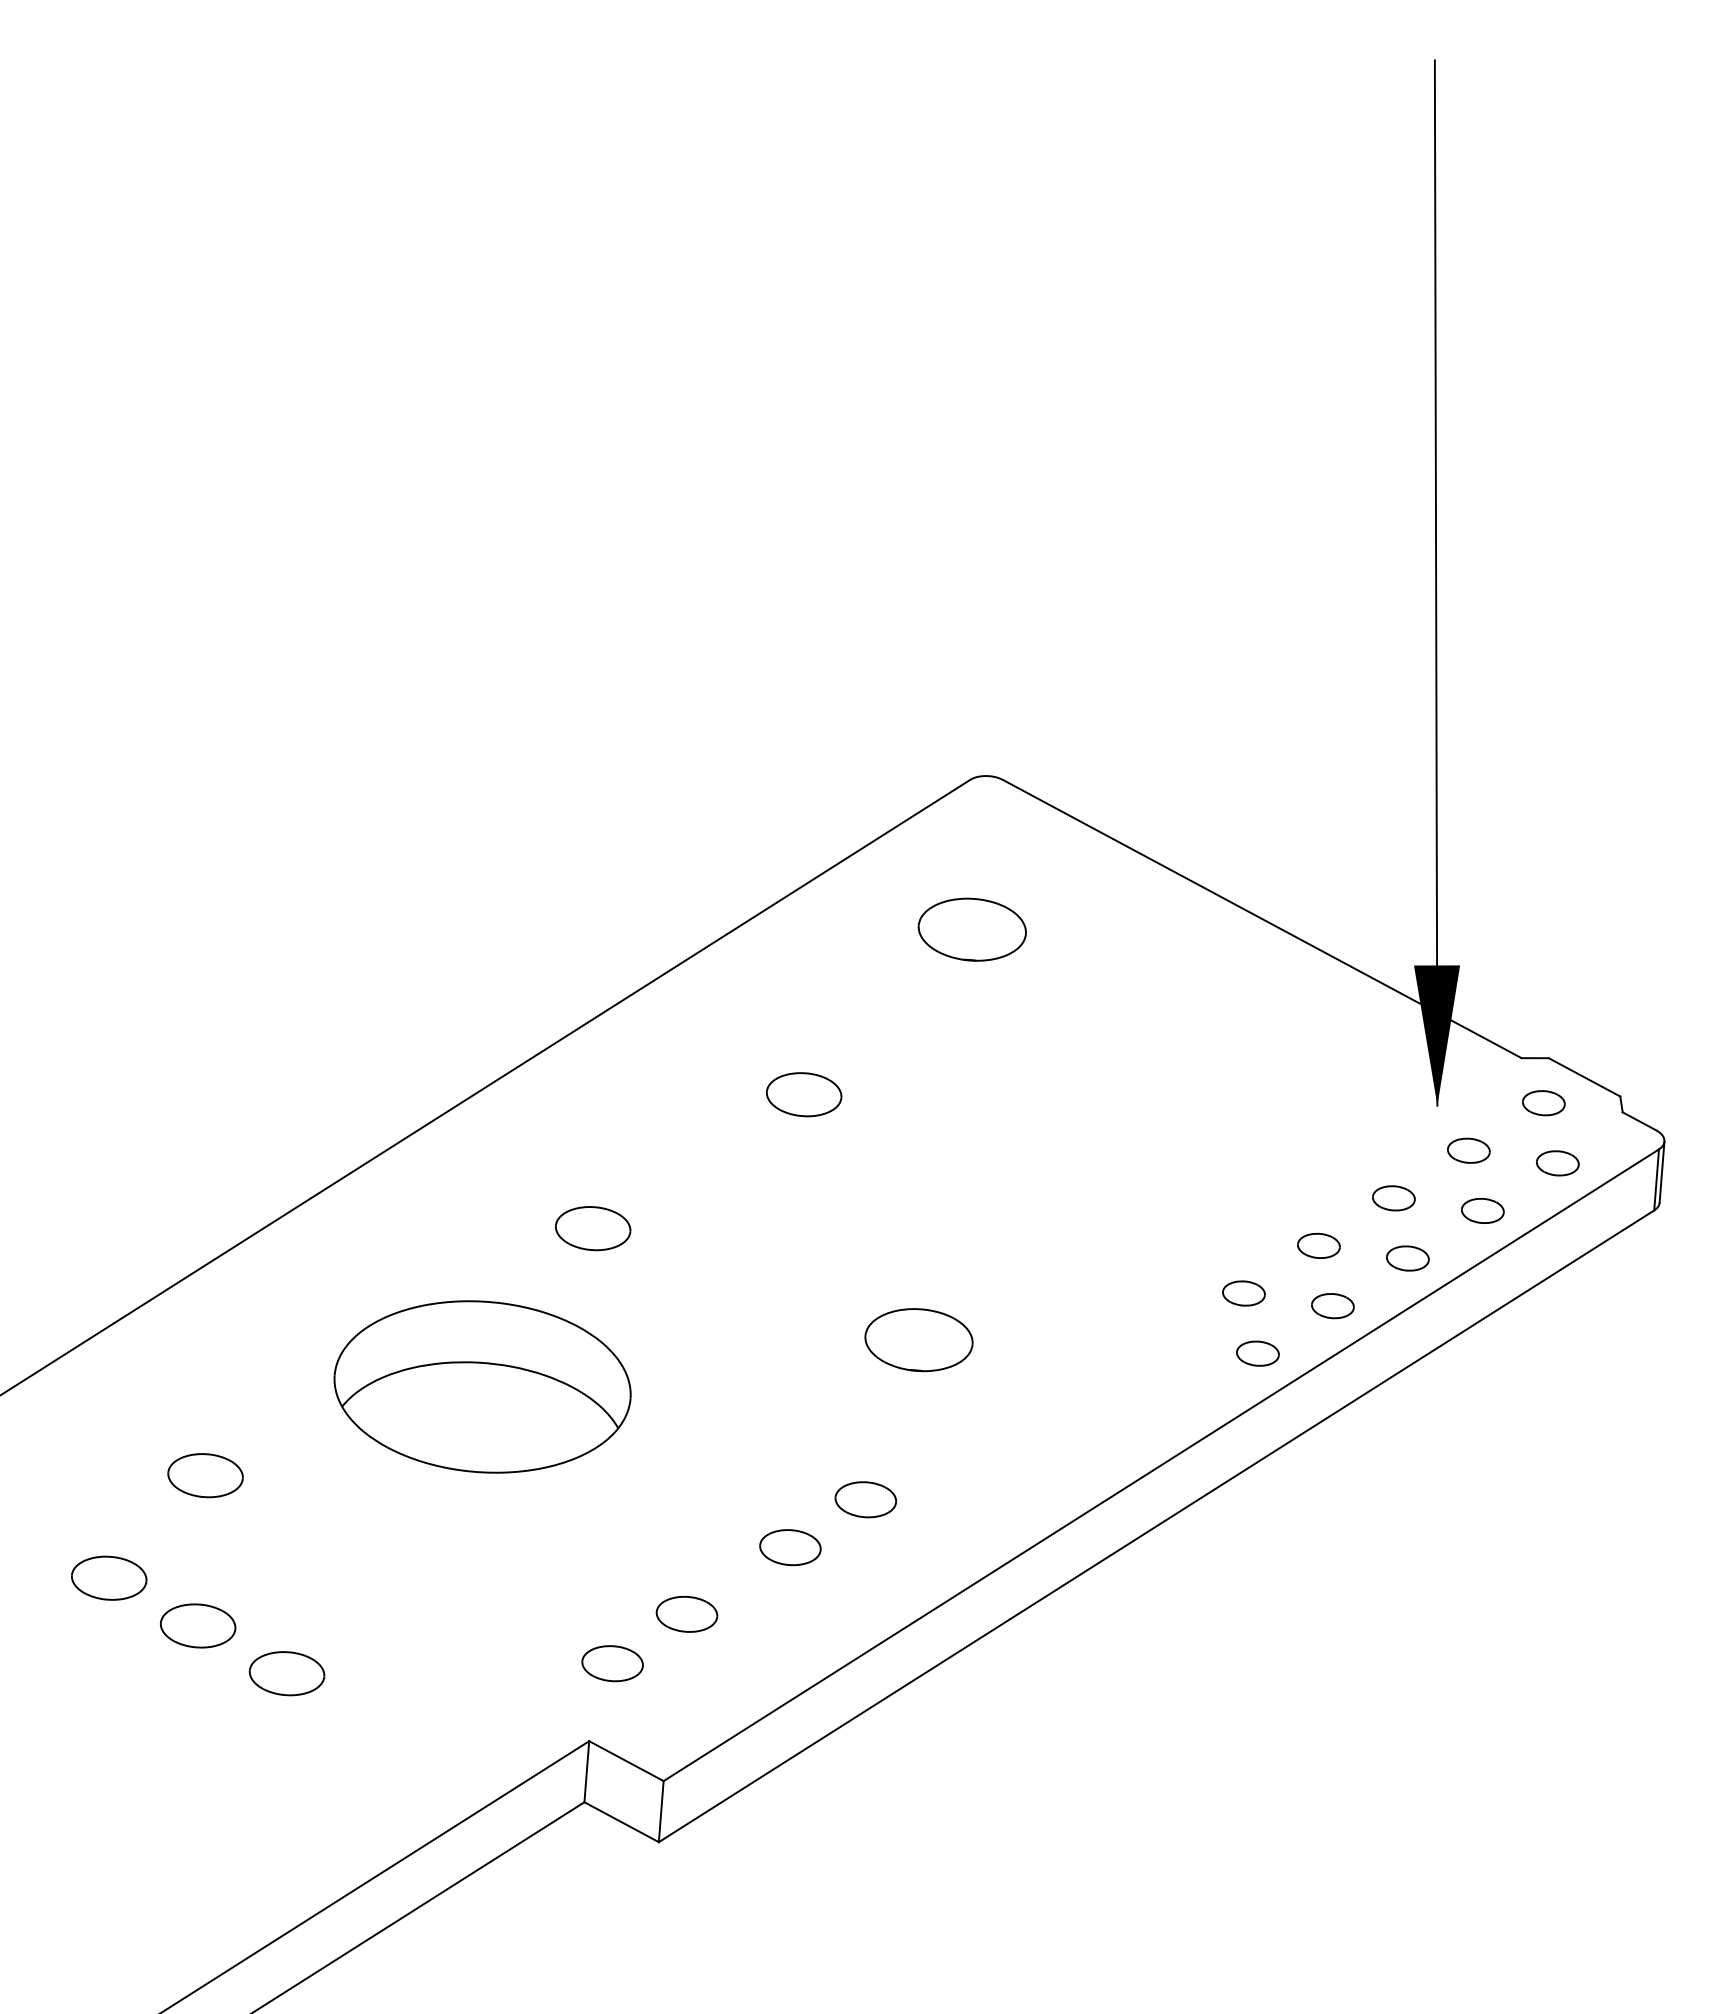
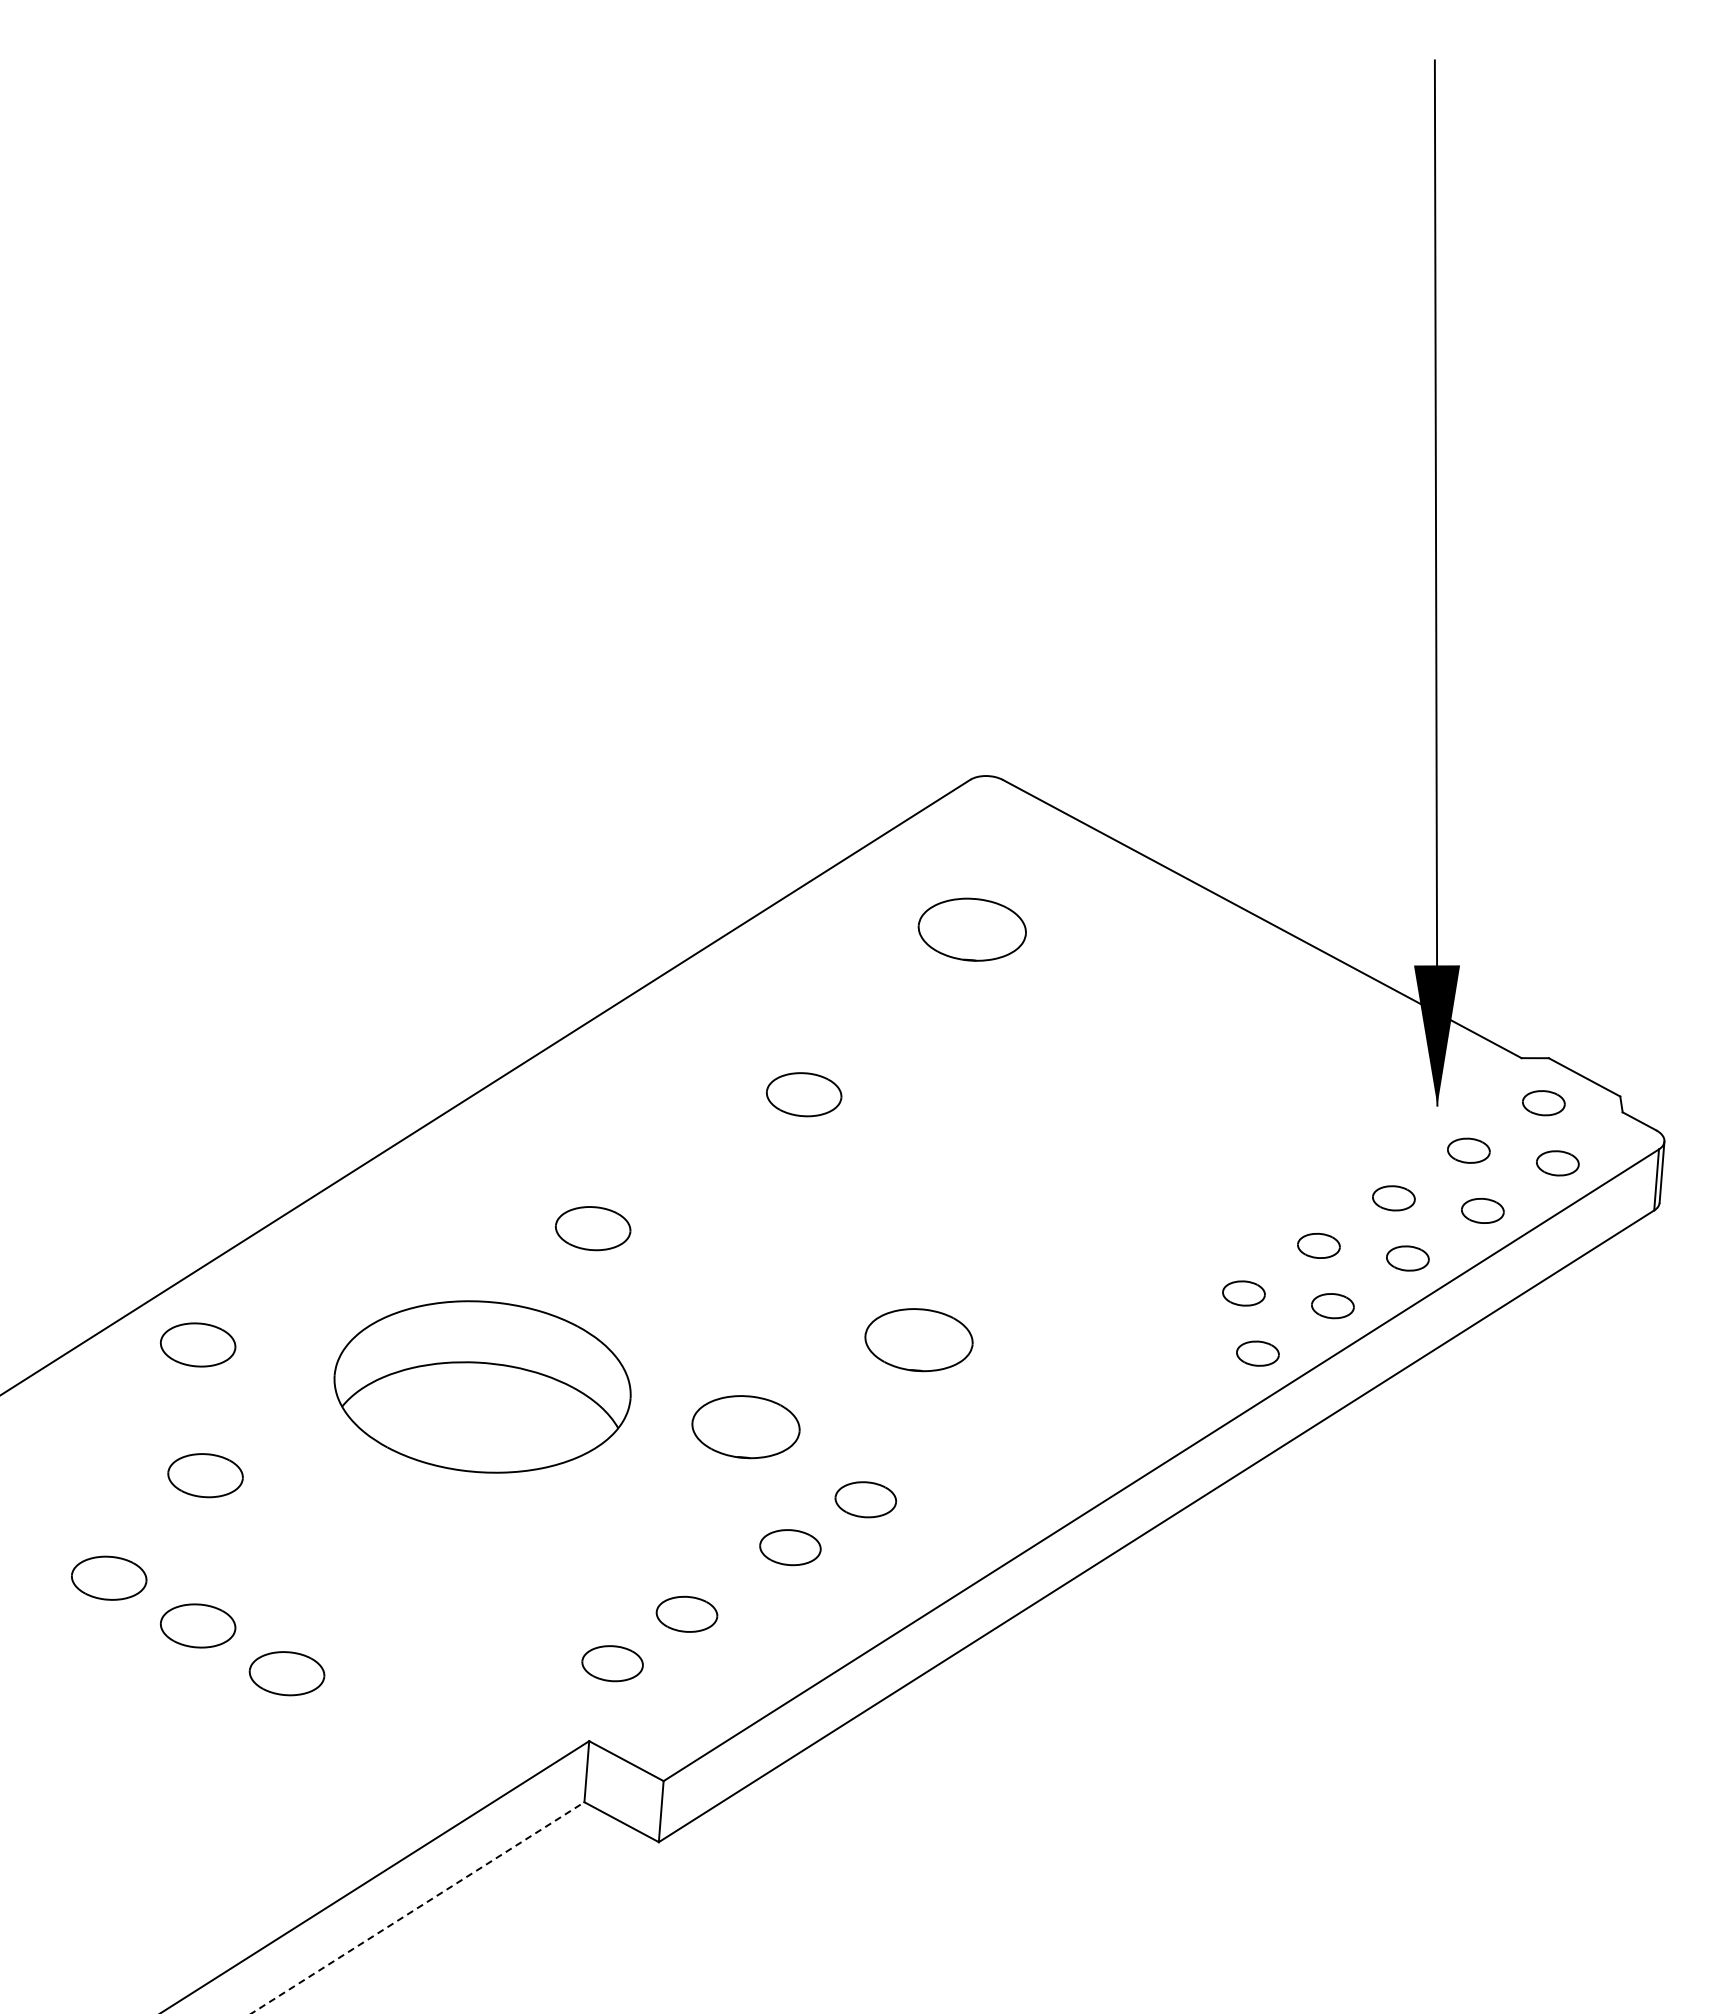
part: none -> present (198, 1344)
part: none -> present (745, 1427)
line: solid -> dashed (418, 1907)
